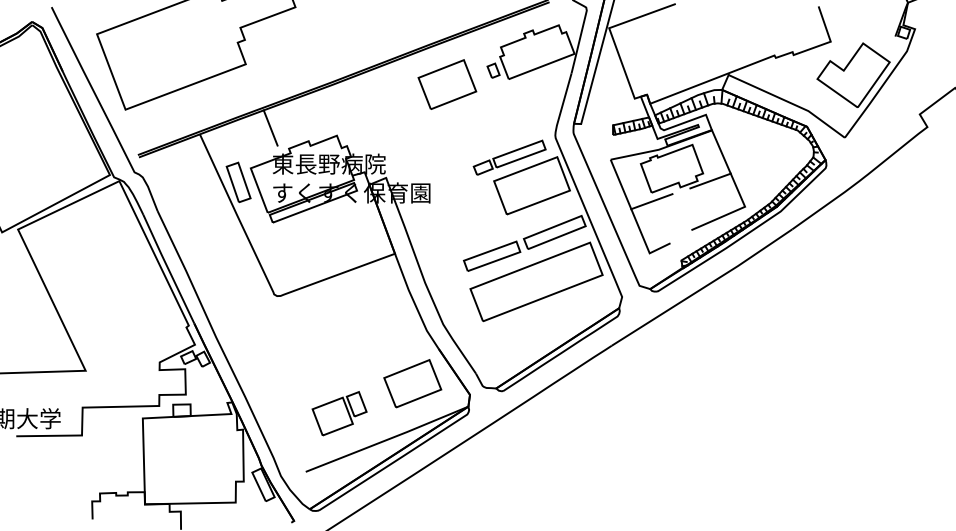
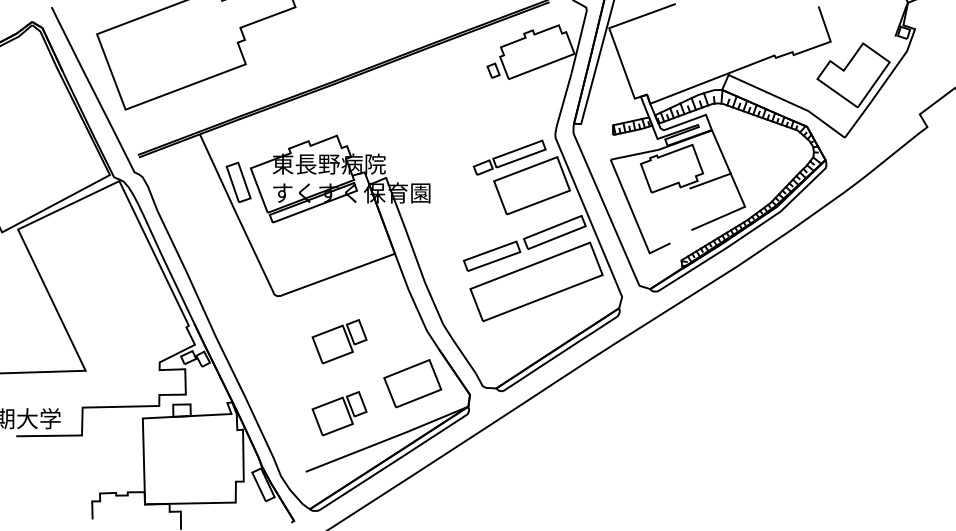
part: present -> none (447, 84)
line: present -> none (270, 127)
line: present -> none (651, 201)
part: none -> present (339, 341)
